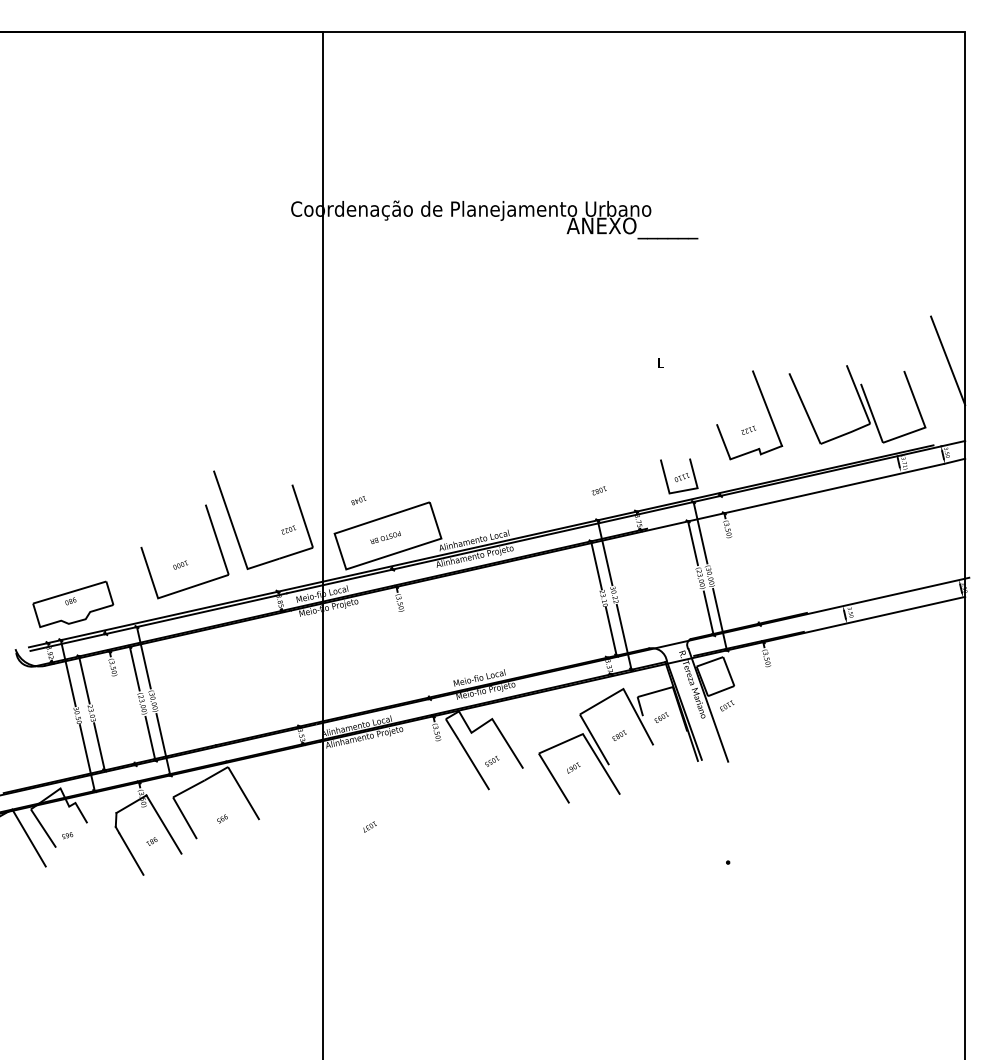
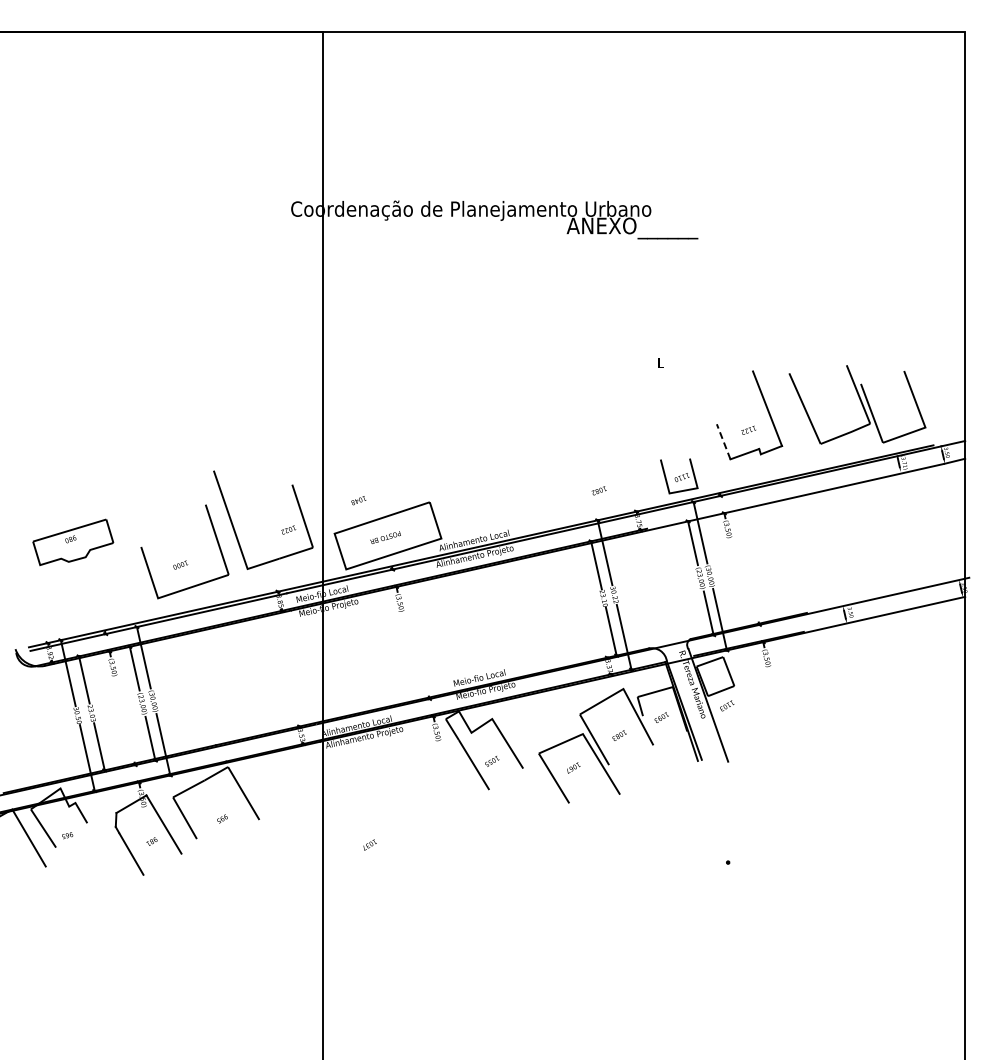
line: present -> none (948, 360)
line: solid -> dashed (723, 441)
part position: (73, 604) -> (73, 542) (73, 542)
text position: (369, 826) -> (369, 844) (369, 844)
